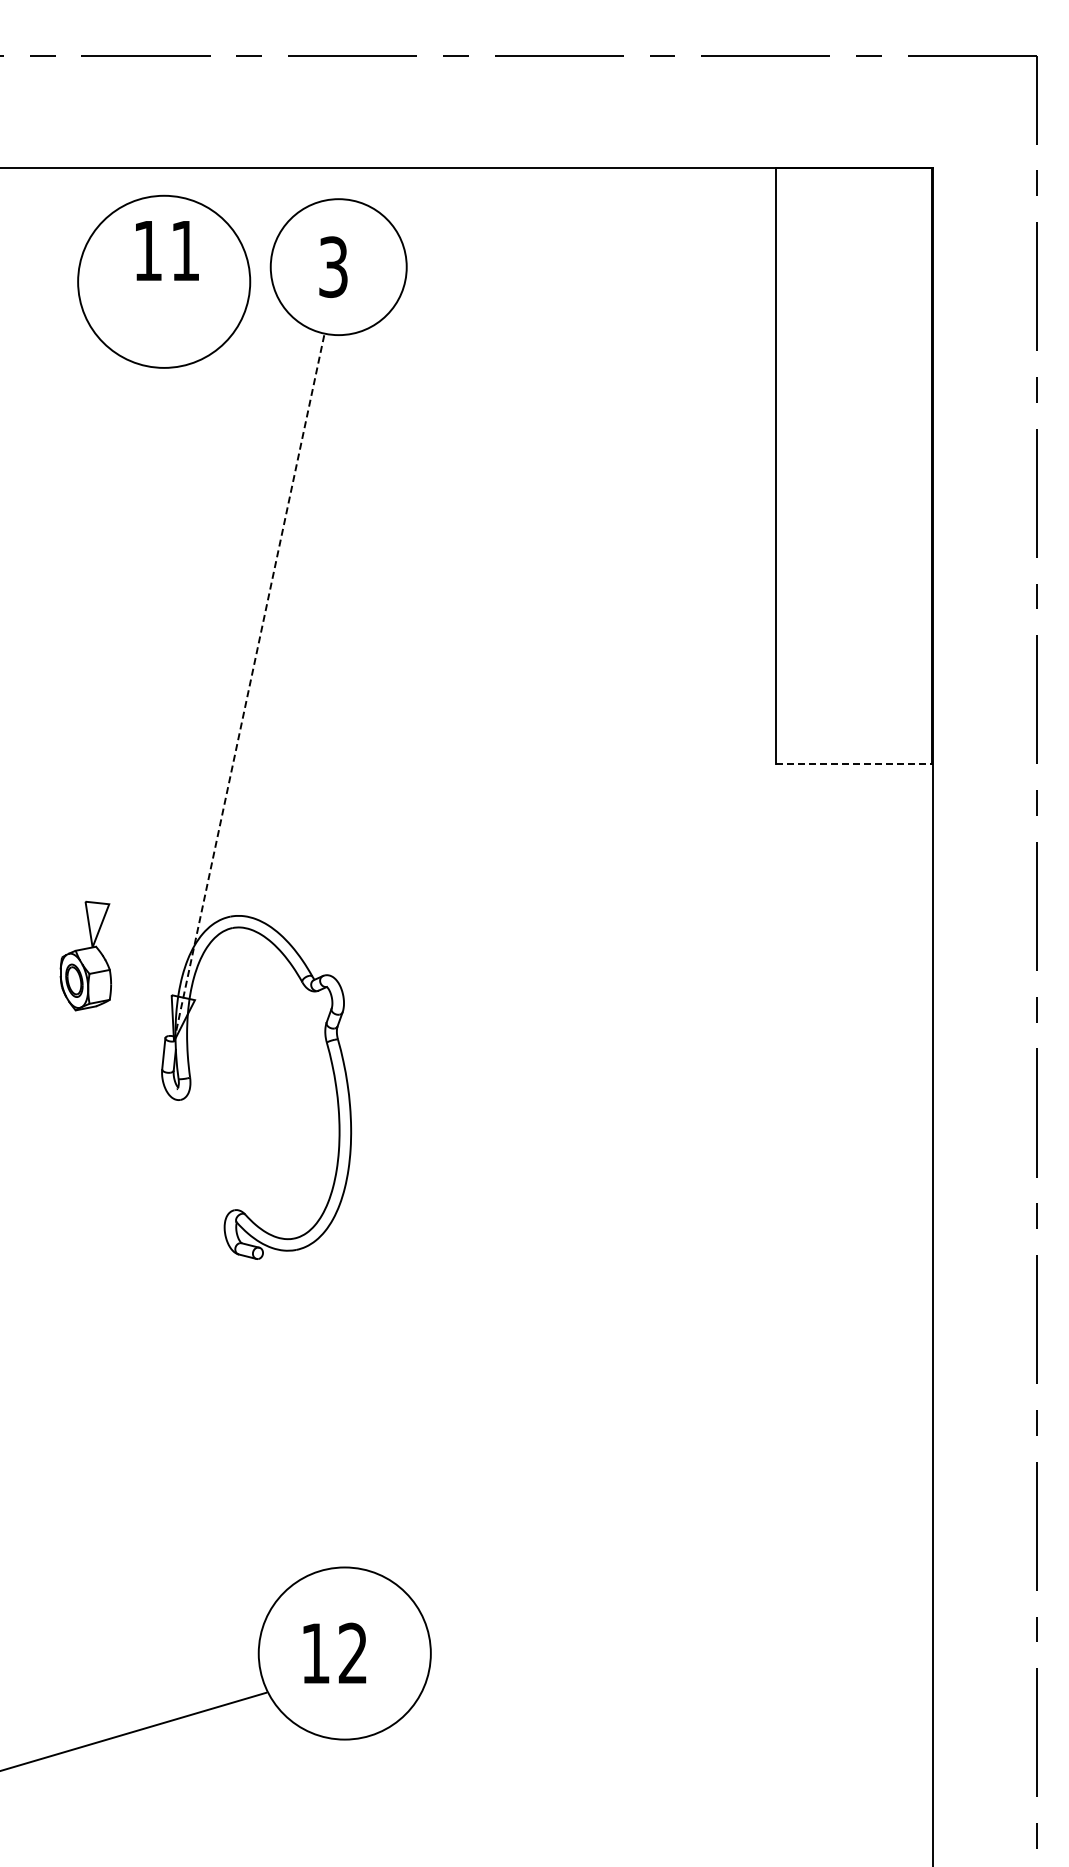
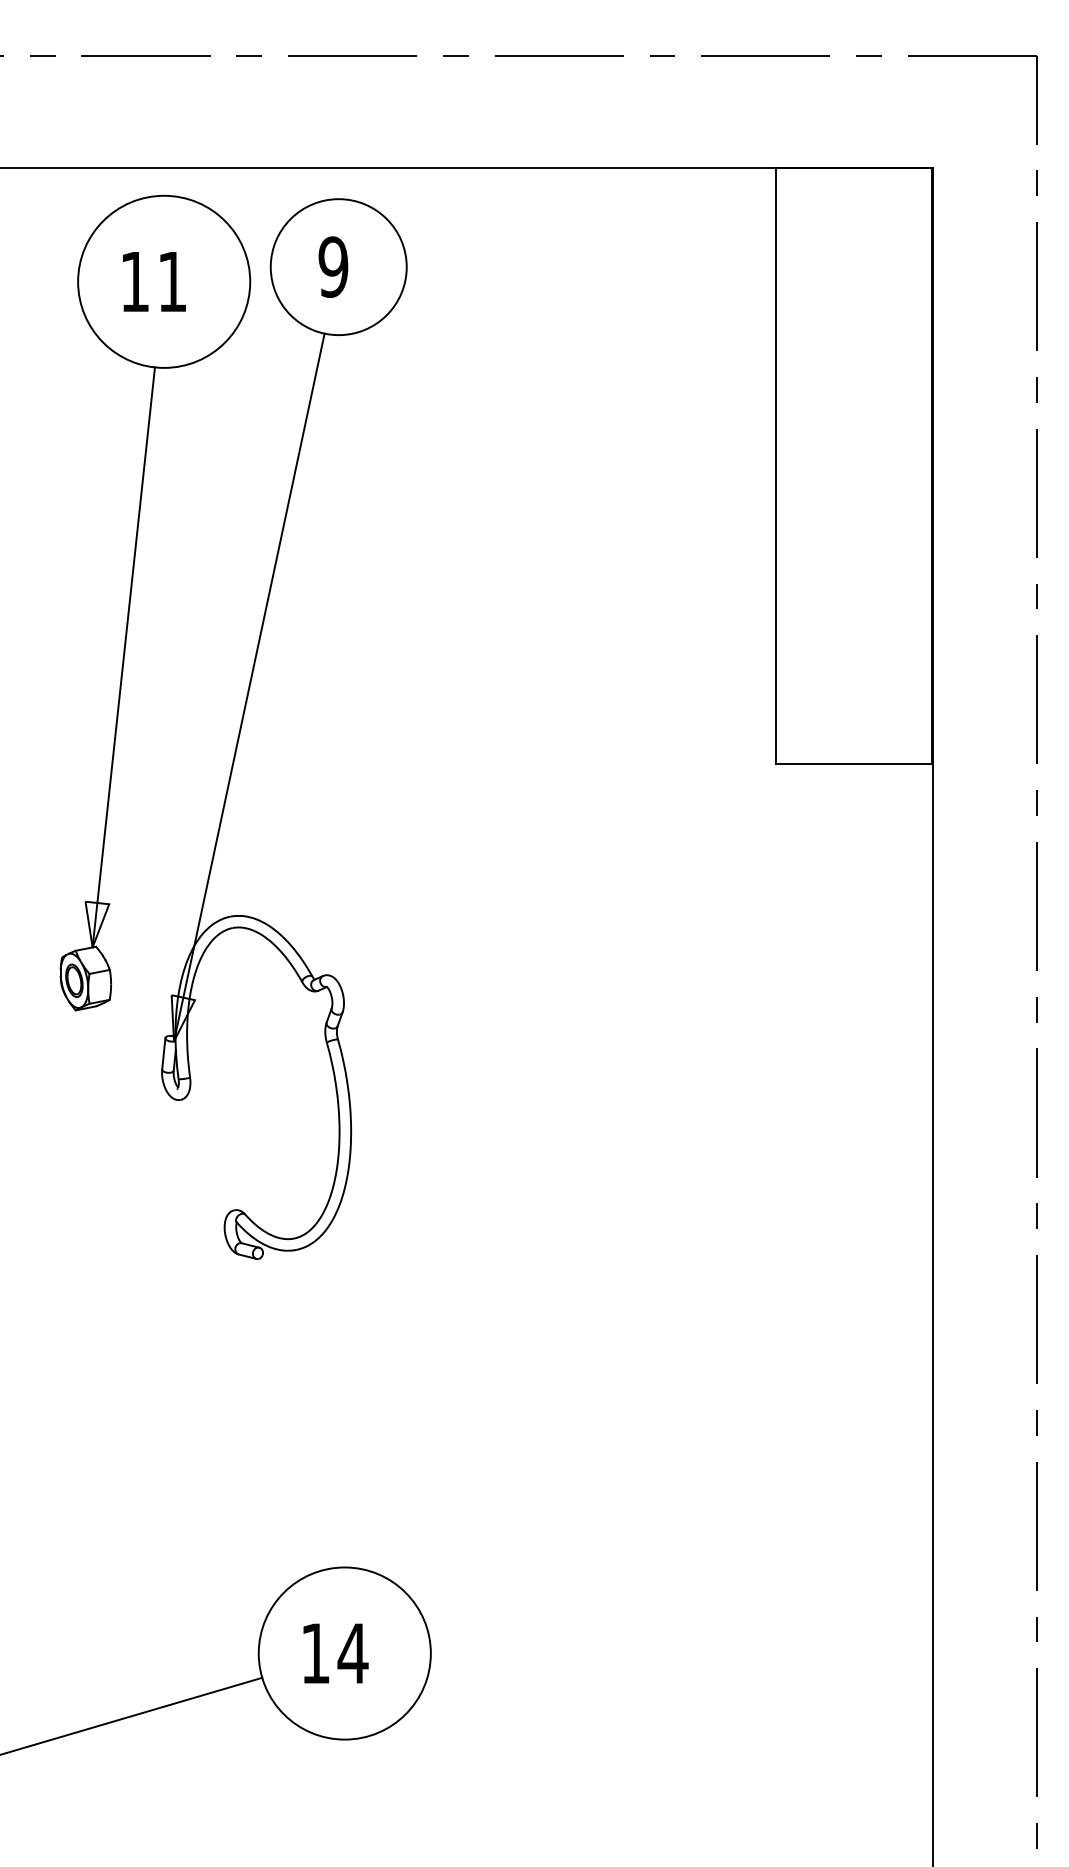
text position: (167, 250) -> (154, 281) (154, 281)
text: 3 -> 9 (333, 266)
line: none -> present (123, 657)
line: dashed -> solid (249, 687)
line: dashed -> solid (854, 764)
text: 12 -> 14 (352, 1652)
line position: (134, 1731) -> (132, 1715) (132, 1715)
